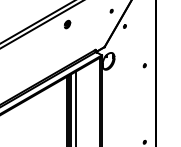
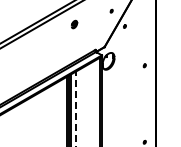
part position: (67, 24) -> (74, 24) (74, 24)
line: solid -> dashed (75, 108)
